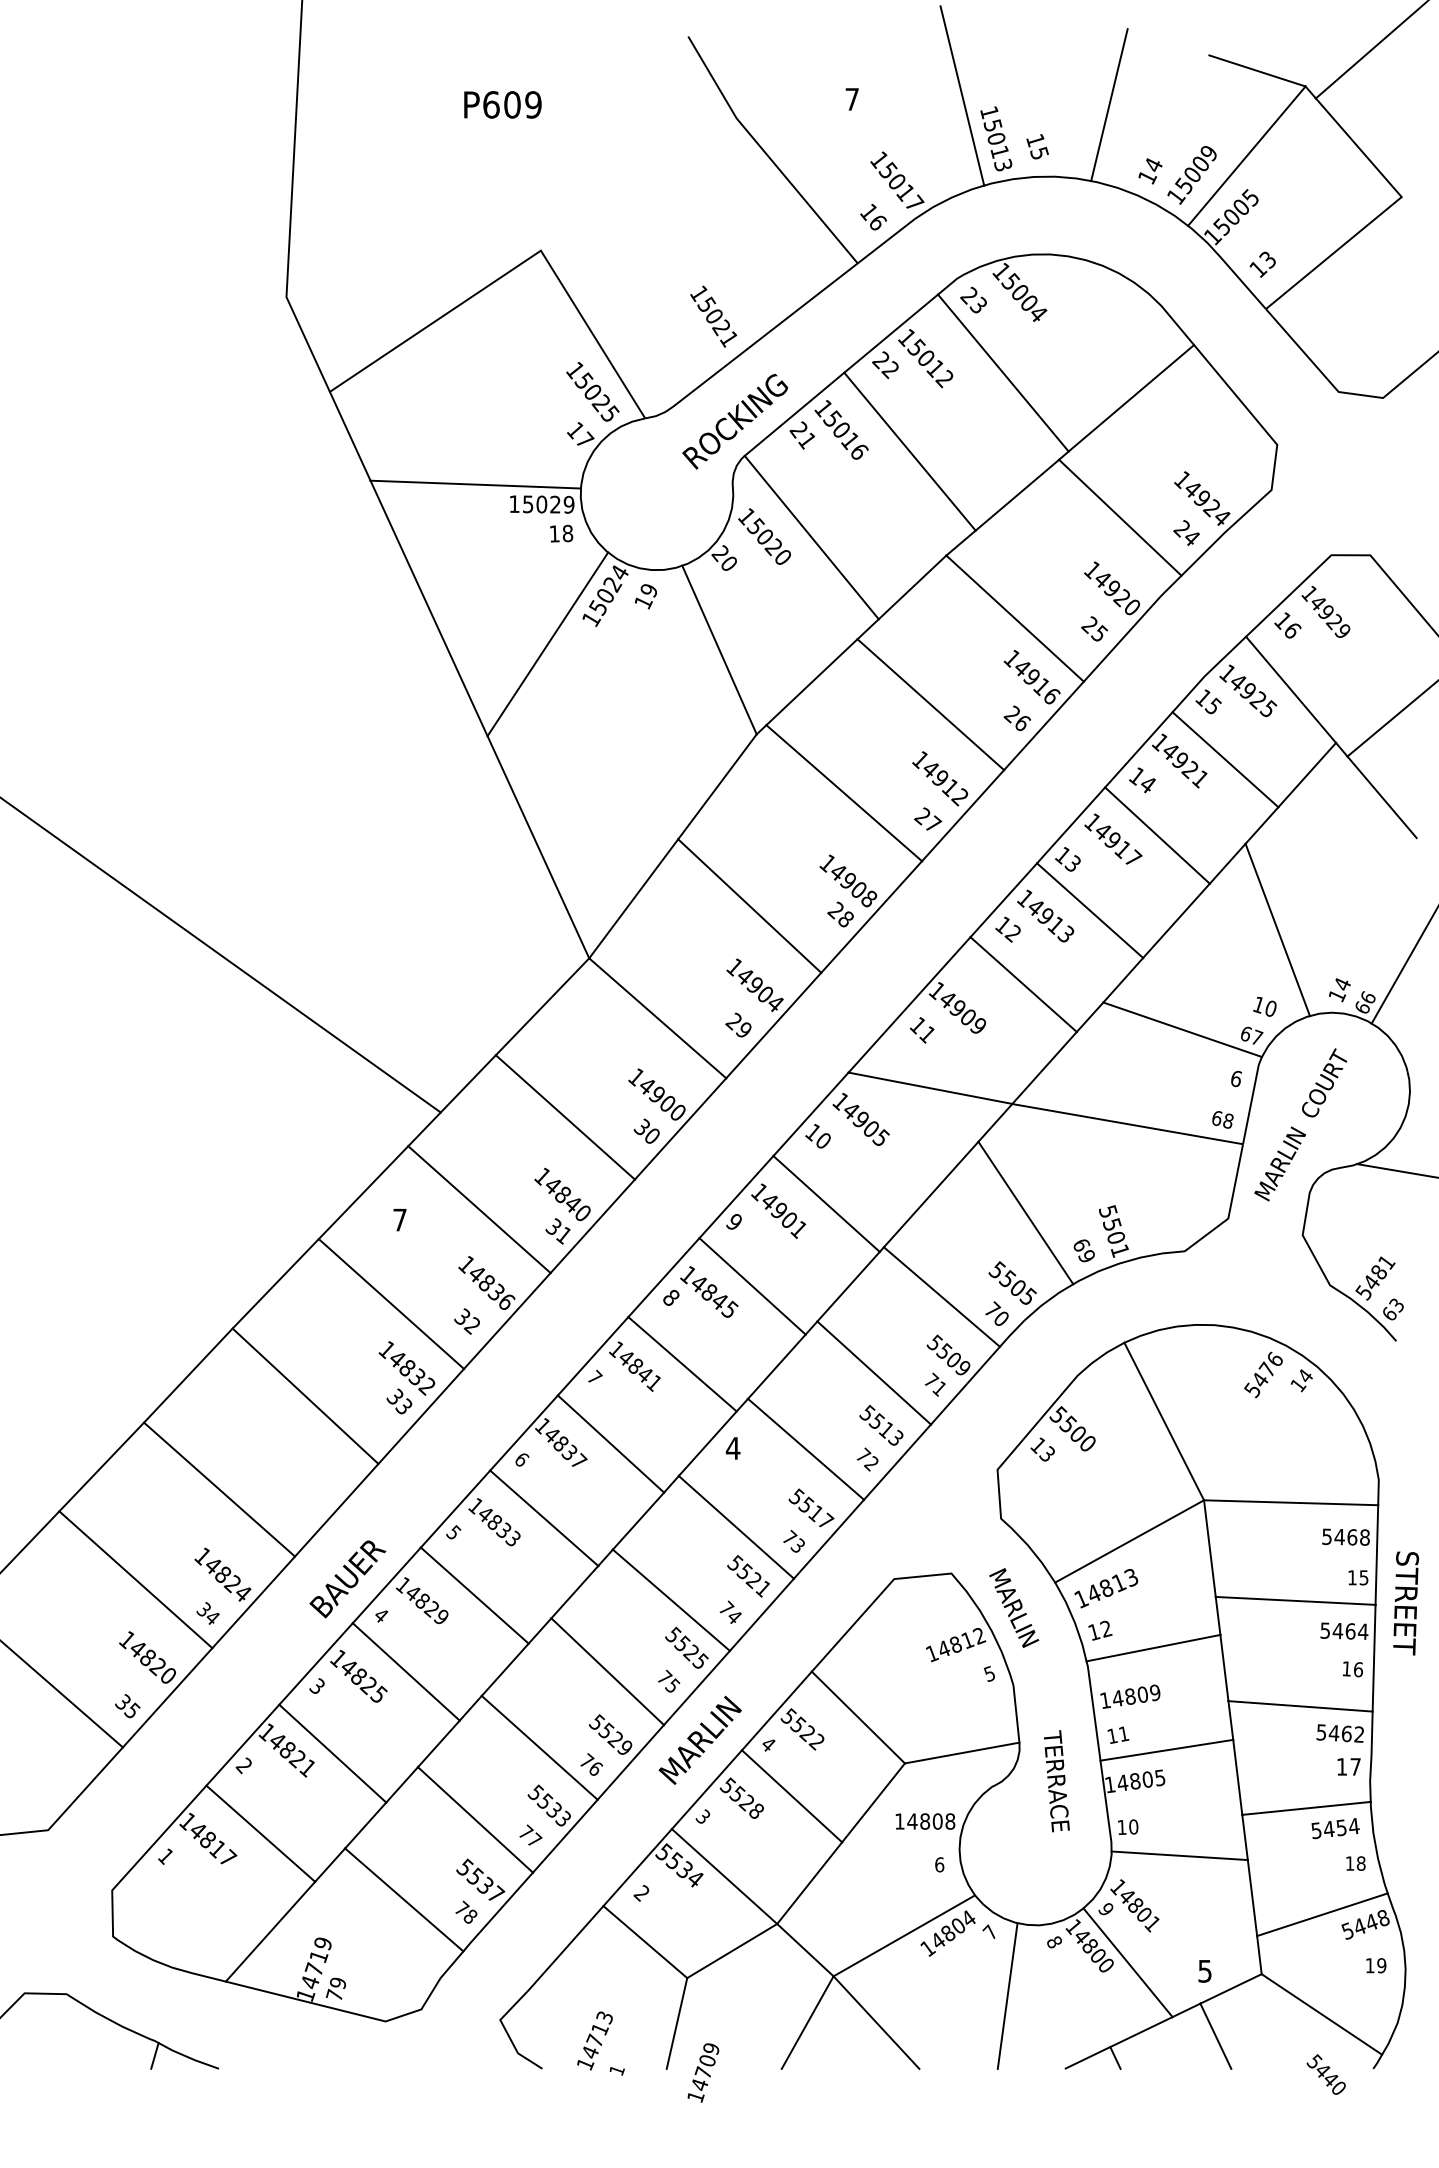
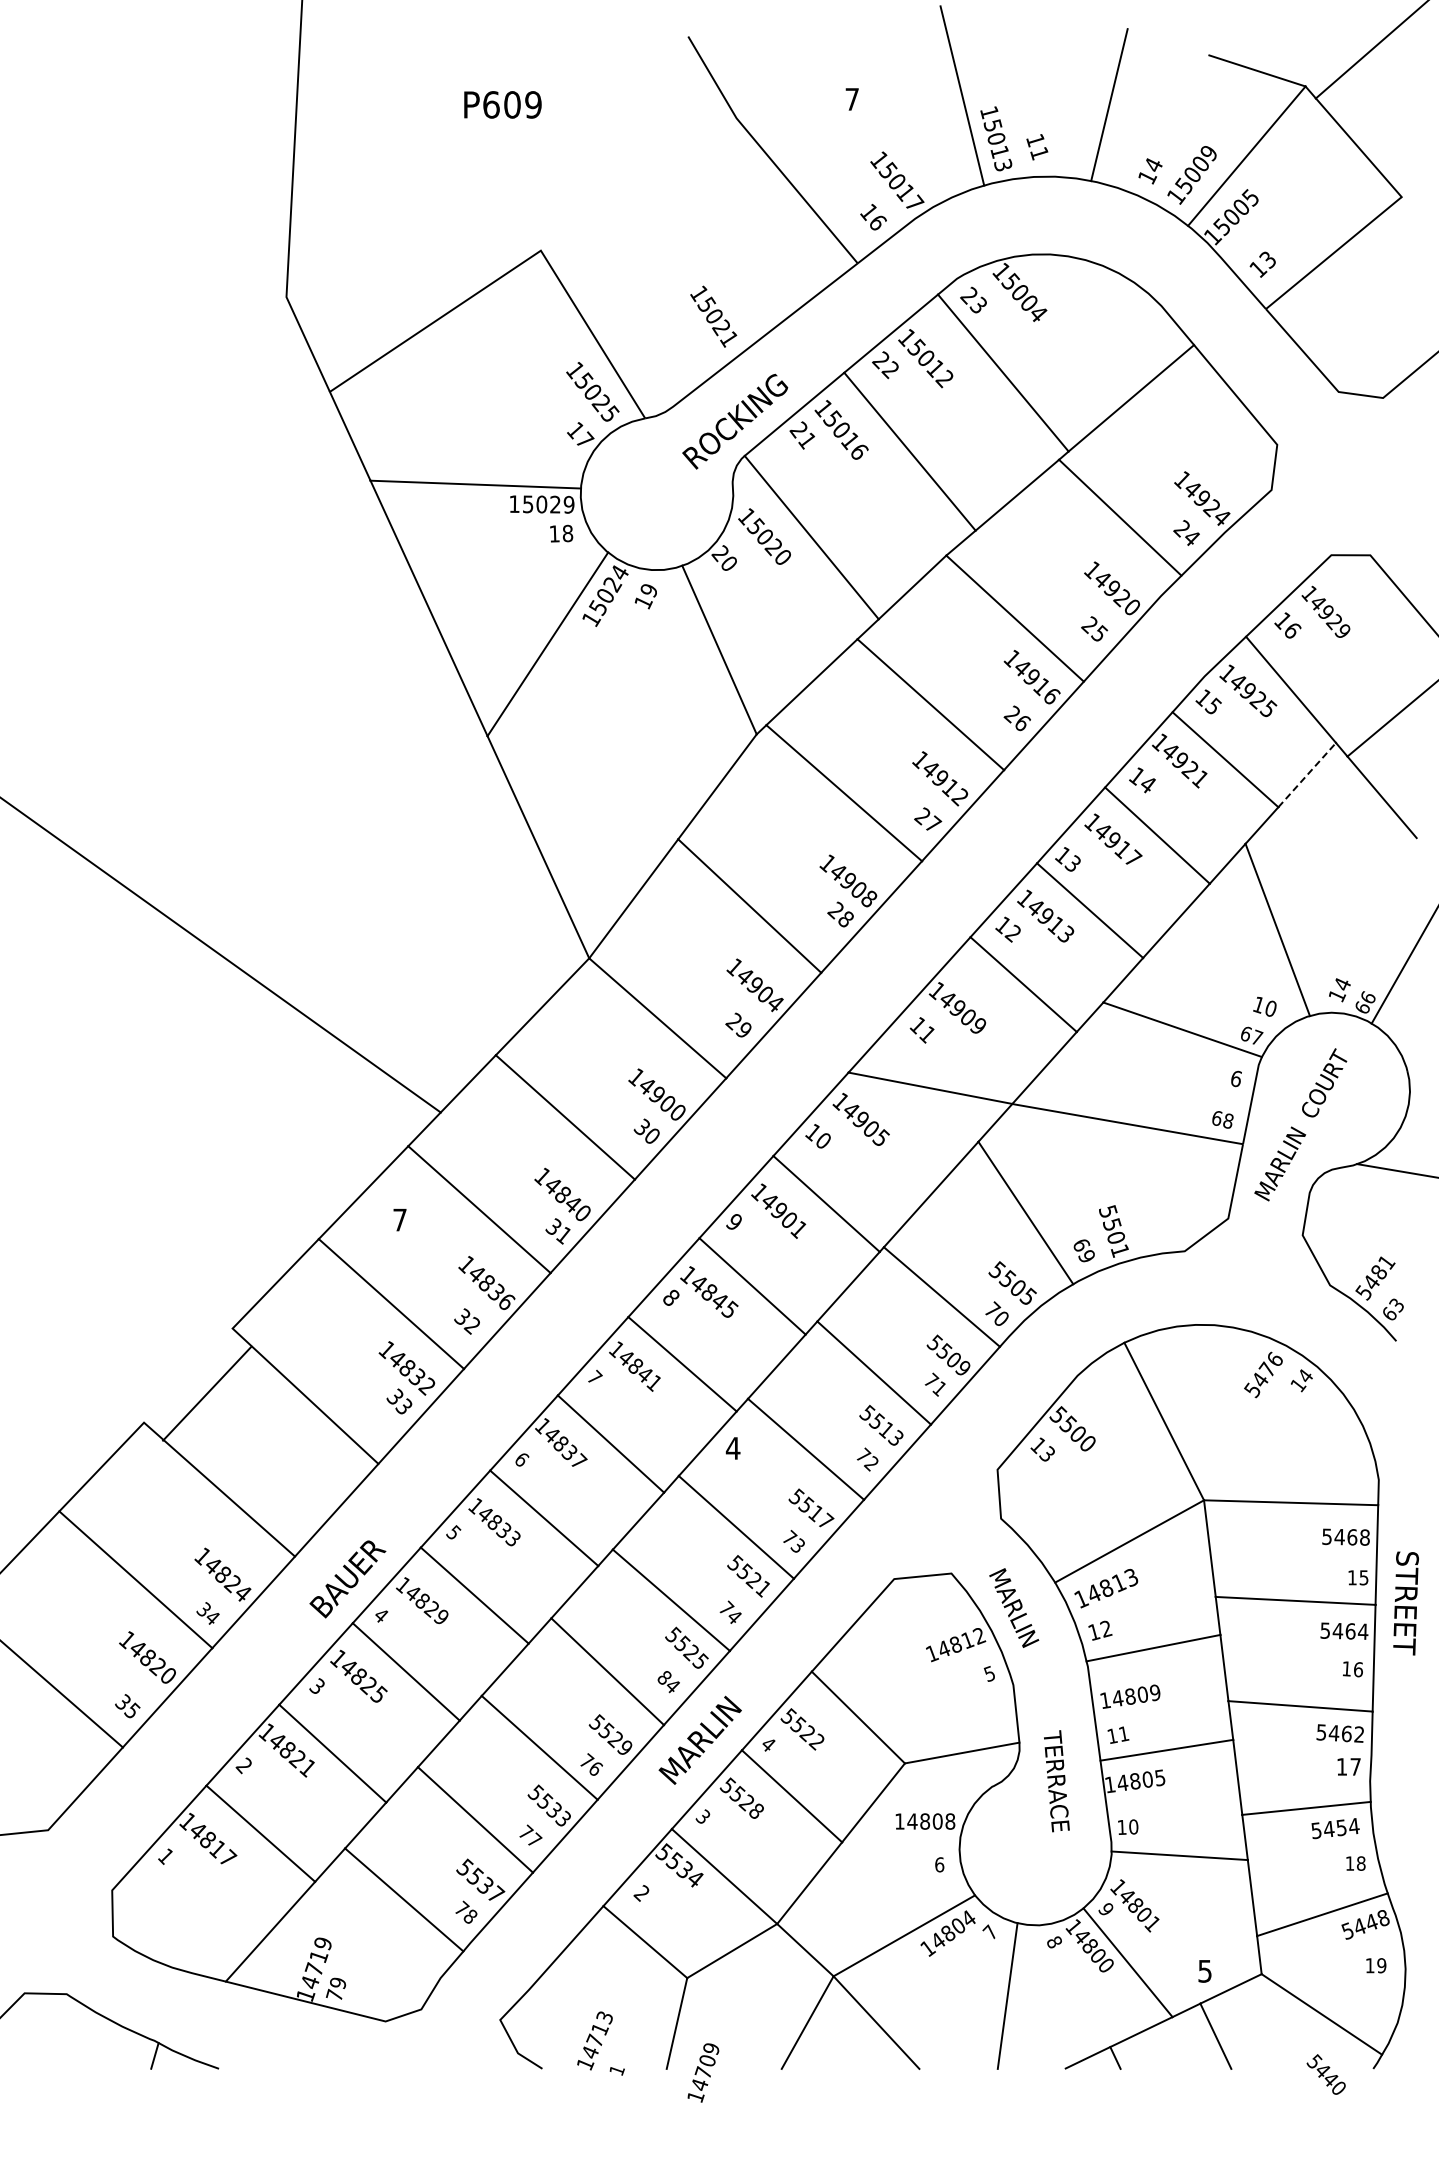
text: 15 -> 11 (1039, 153)
line: solid -> dashed (1307, 774)
line position: (188, 1375) -> (207, 1393) (207, 1393)
text: 75 -> 84 (668, 1681)
